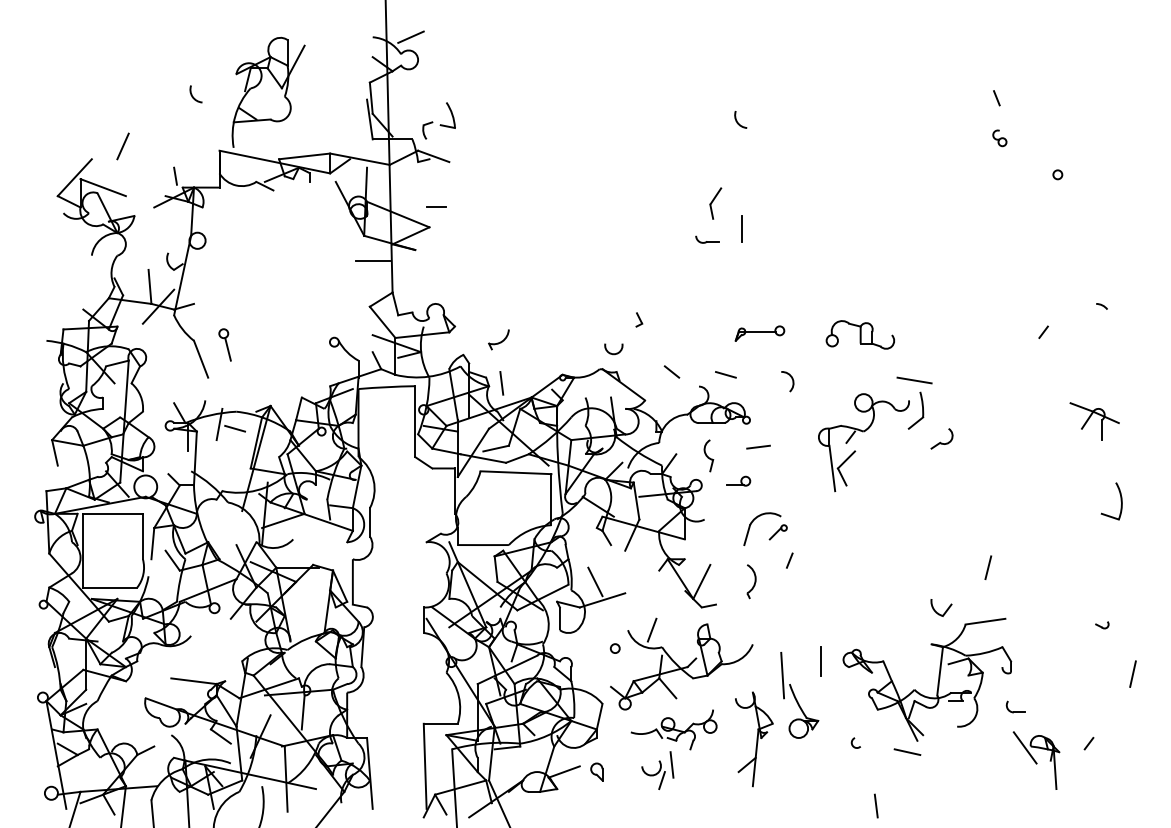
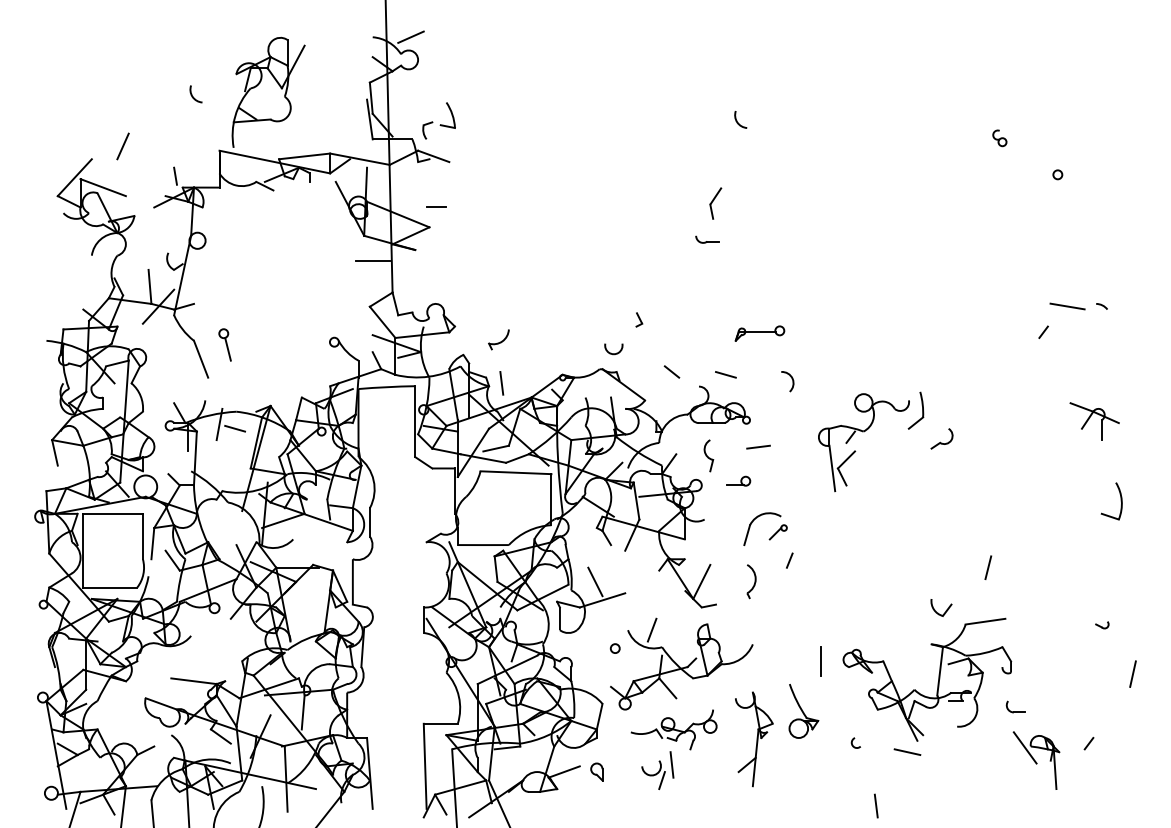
line: present -> none (996, 98)
line: present -> none (741, 228)
part: present -> none (859, 334)
line position: (914, 380) -> (1067, 306) (1067, 306)
line: present -> none (782, 675)
